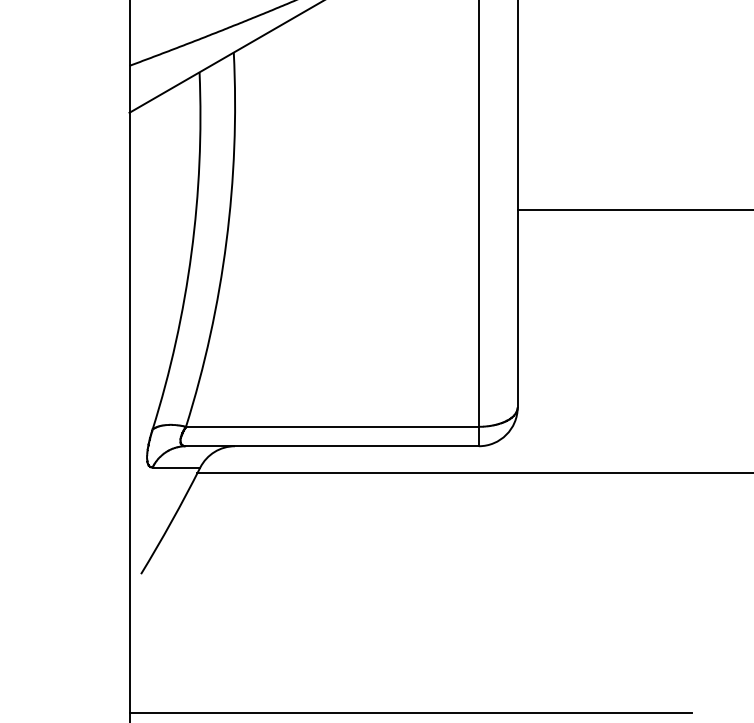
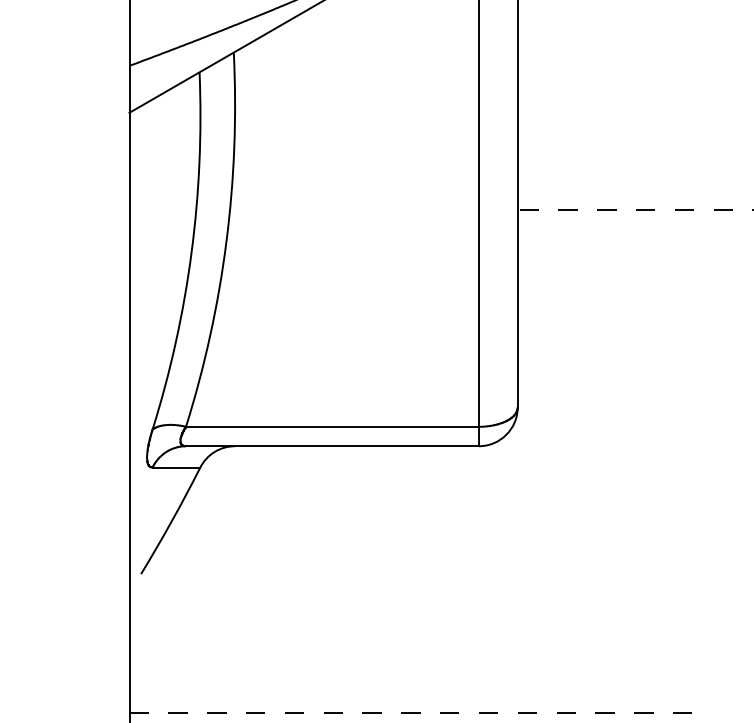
line: solid -> dashed (635, 209)
line: present -> none (473, 473)
line: solid -> dashed (411, 713)
